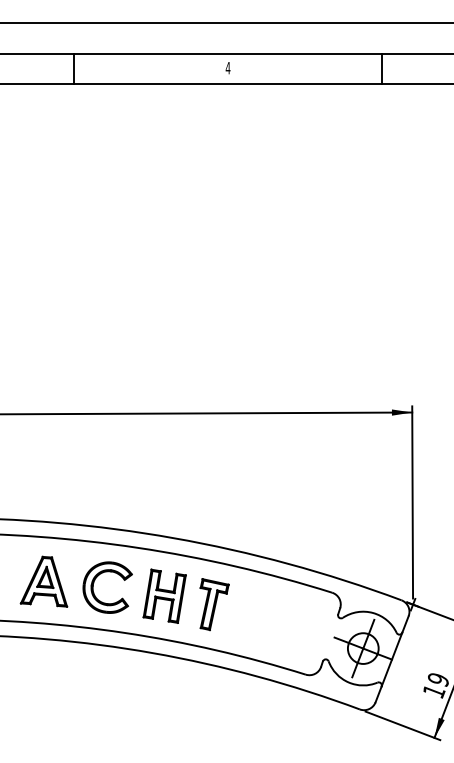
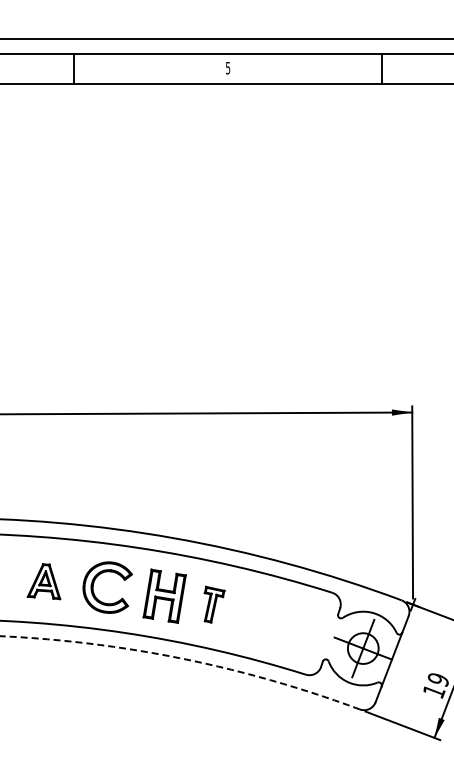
line position: (226, 22) -> (226, 38) (226, 38)
text: 4 -> 5 (227, 68)
part size: 50x53 px -> 36x38 px (43, 581)
part size: 31x54 px -> 23x39 px (214, 604)
arc: solid -> dashed (182, 658)
